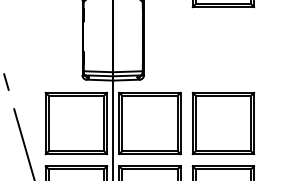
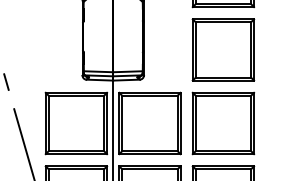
part: none -> present (223, 49)
